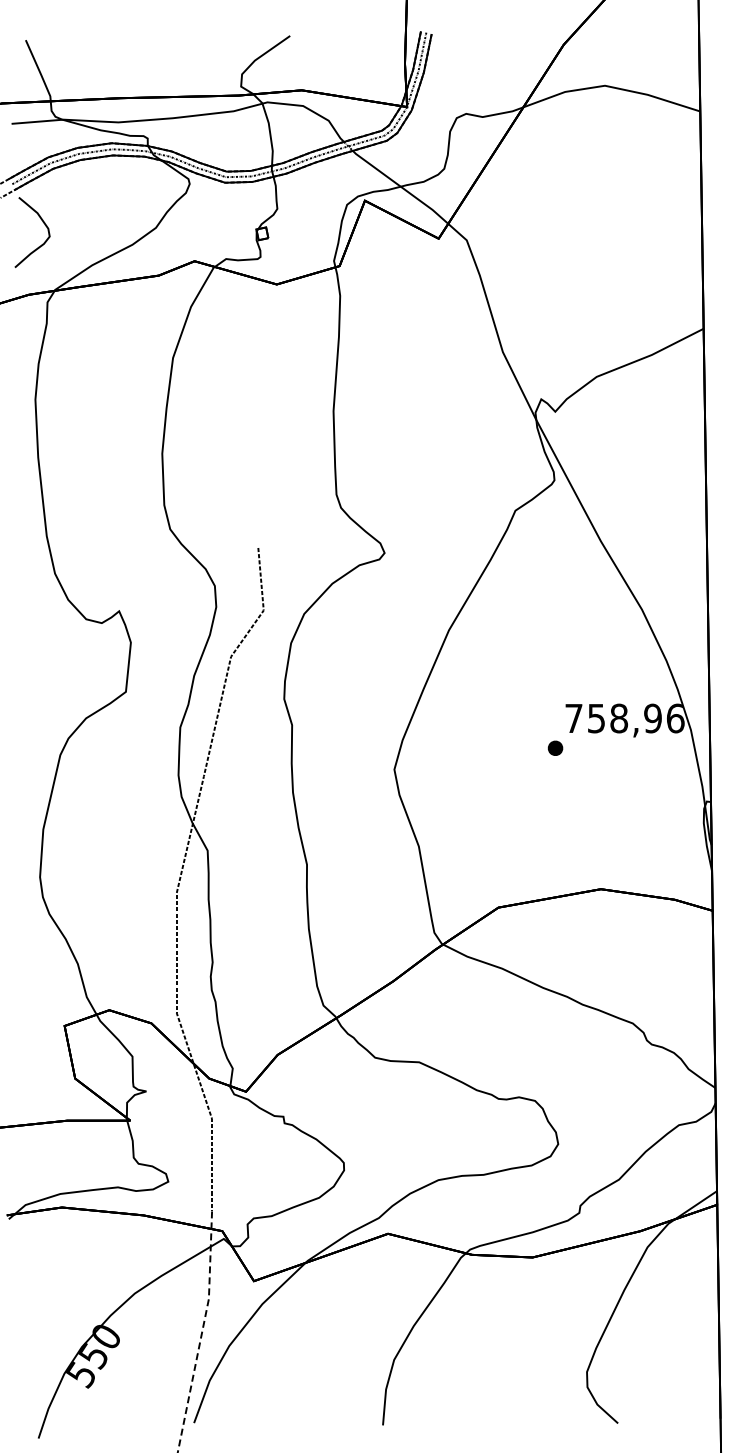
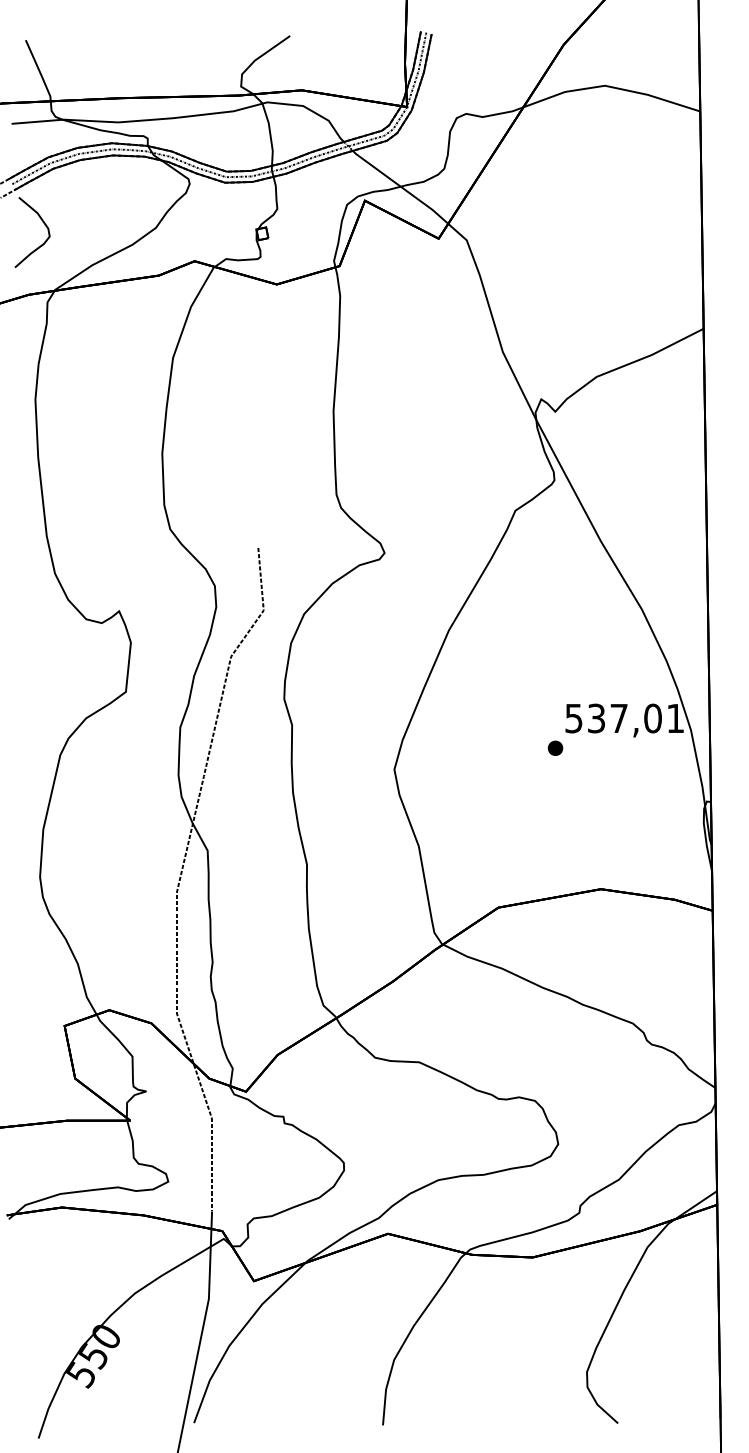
text: 758,96 -> 537,01 (624, 718)
line: dashed -> solid (202, 1332)
